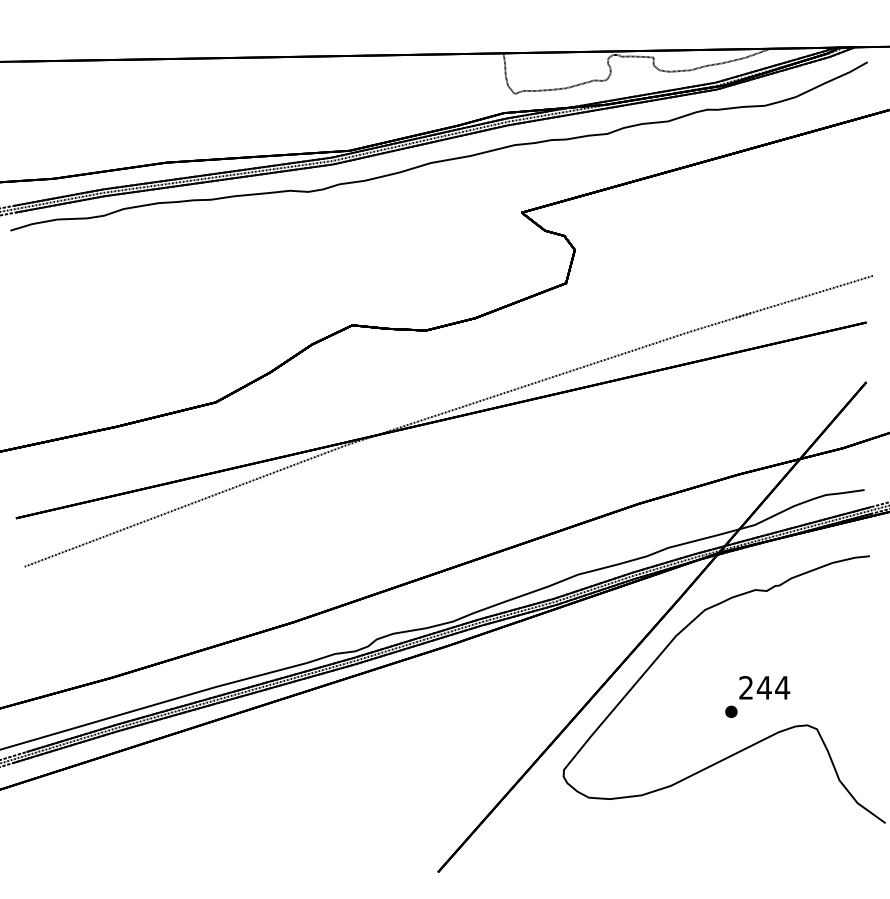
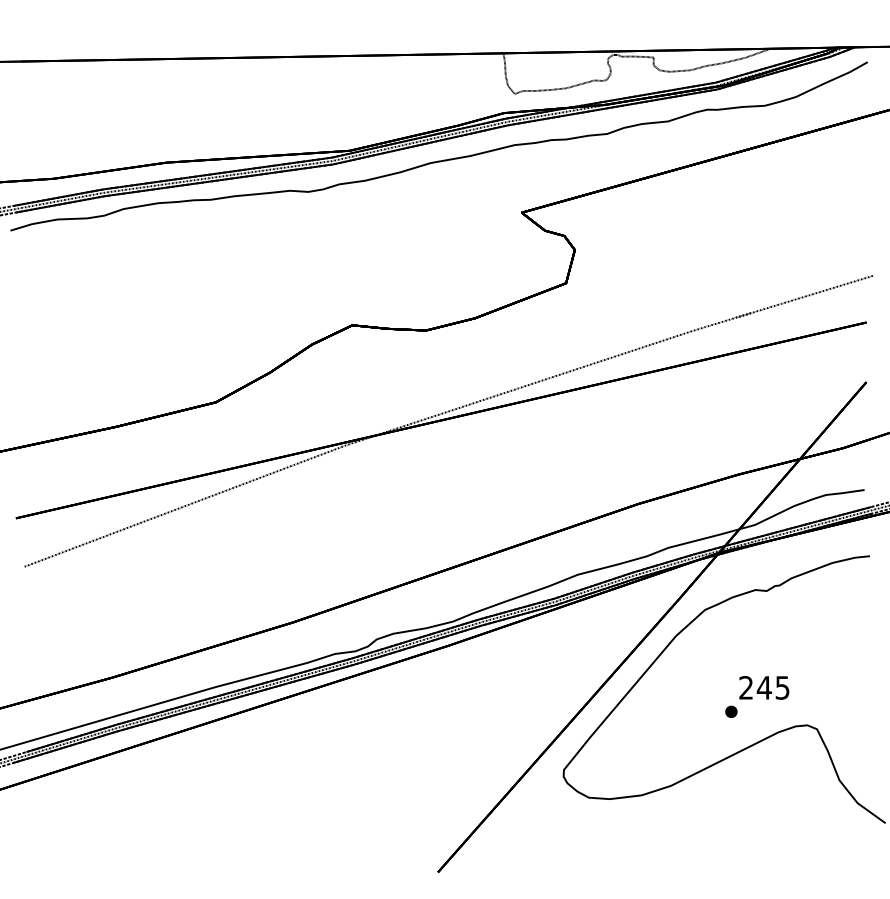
text: 244 -> 245 (782, 687)
